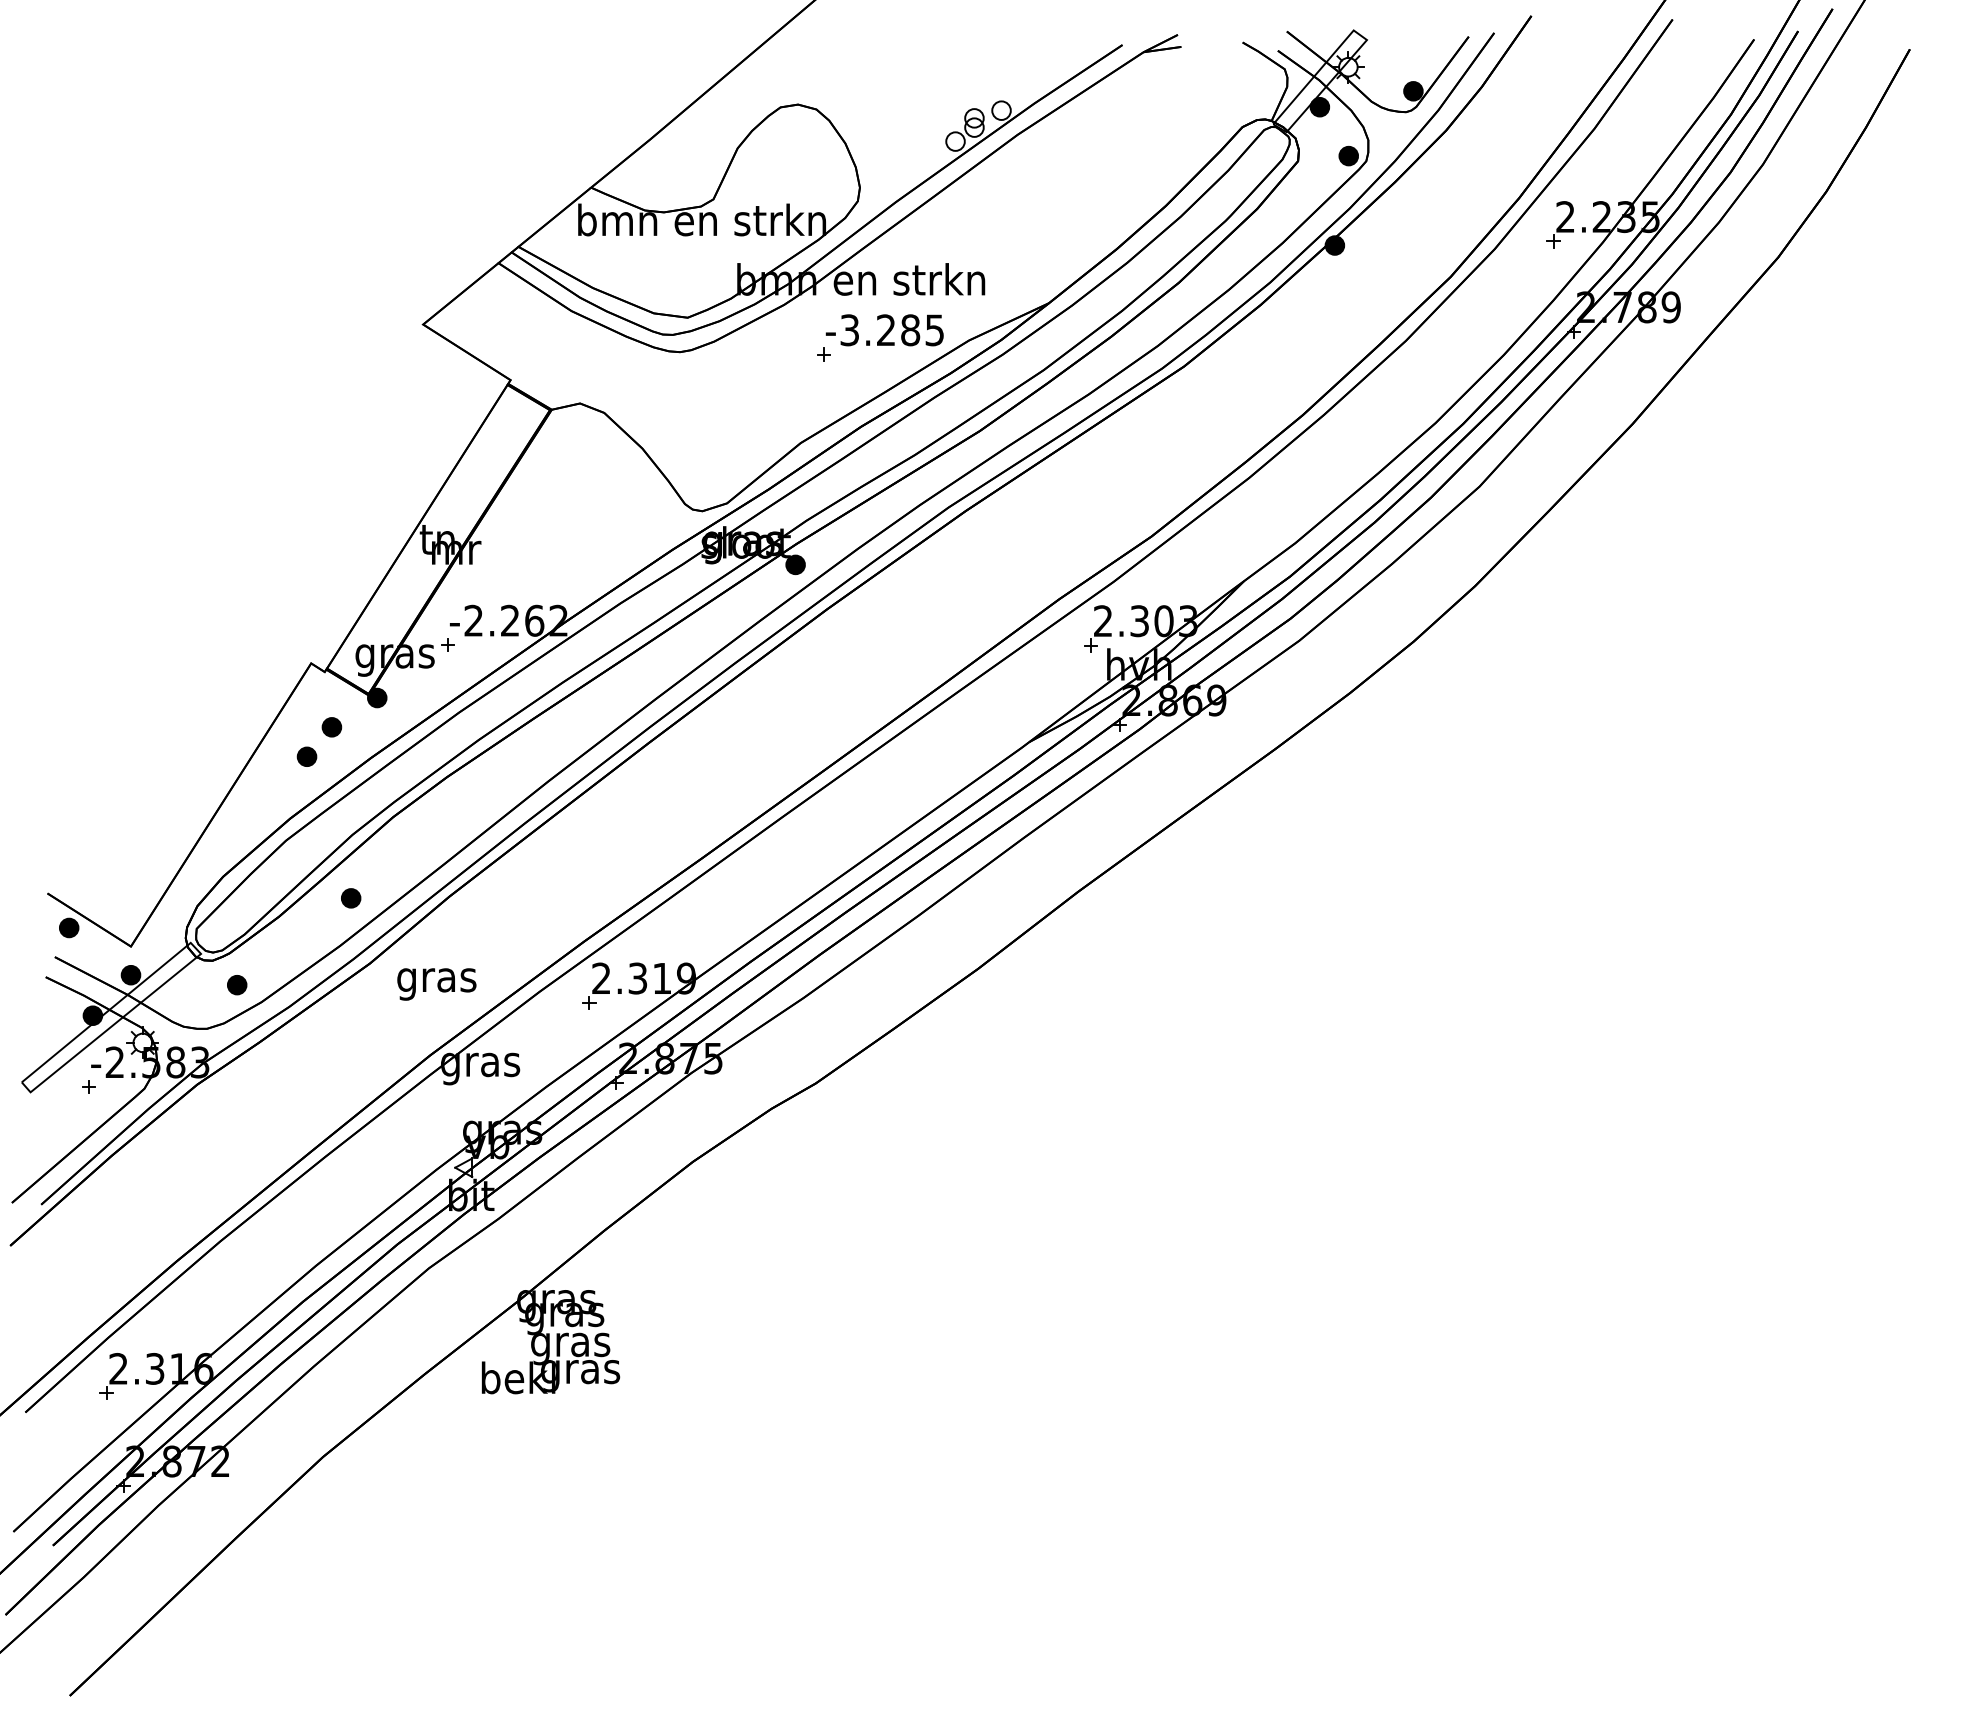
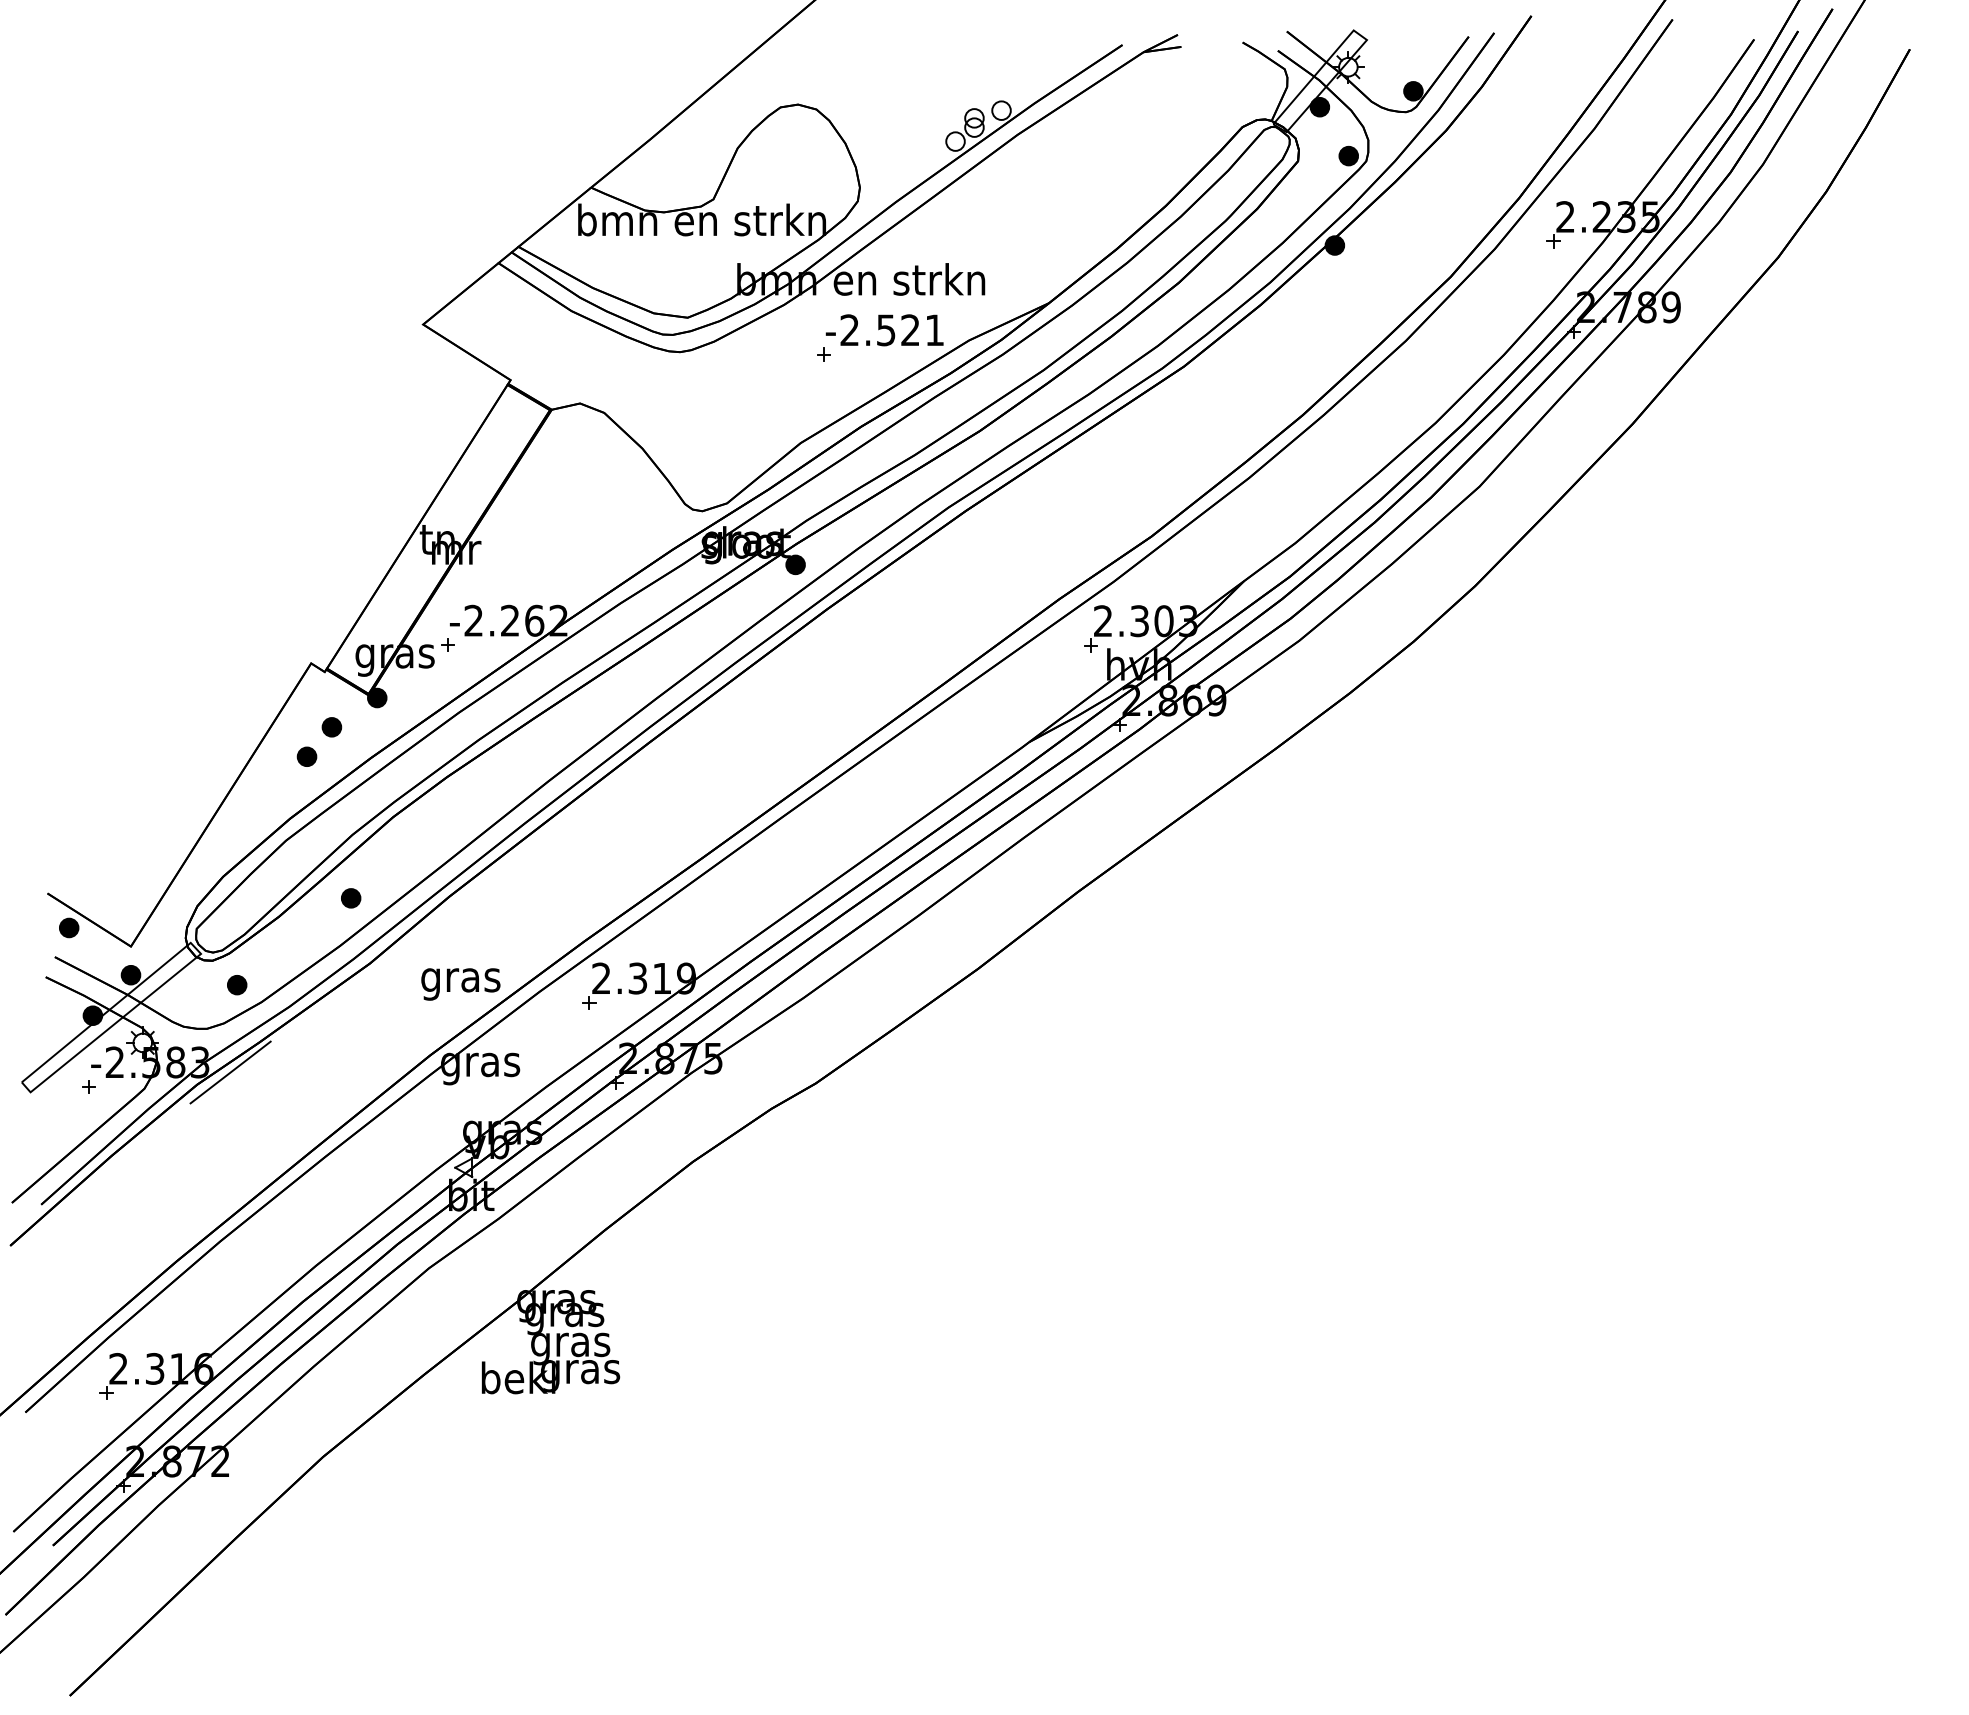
text: -3.285 -> -2.521 (891, 330)
text position: (436, 984) -> (460, 984) (460, 984)
line: none -> present (230, 1072)
